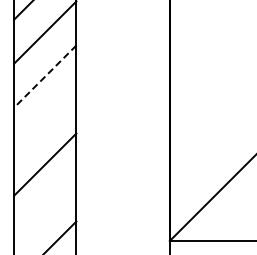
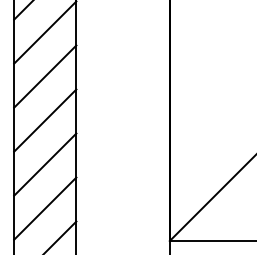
line: dashed -> solid (44, 76)
line: none -> present (45, 120)
line: none -> present (45, 208)
